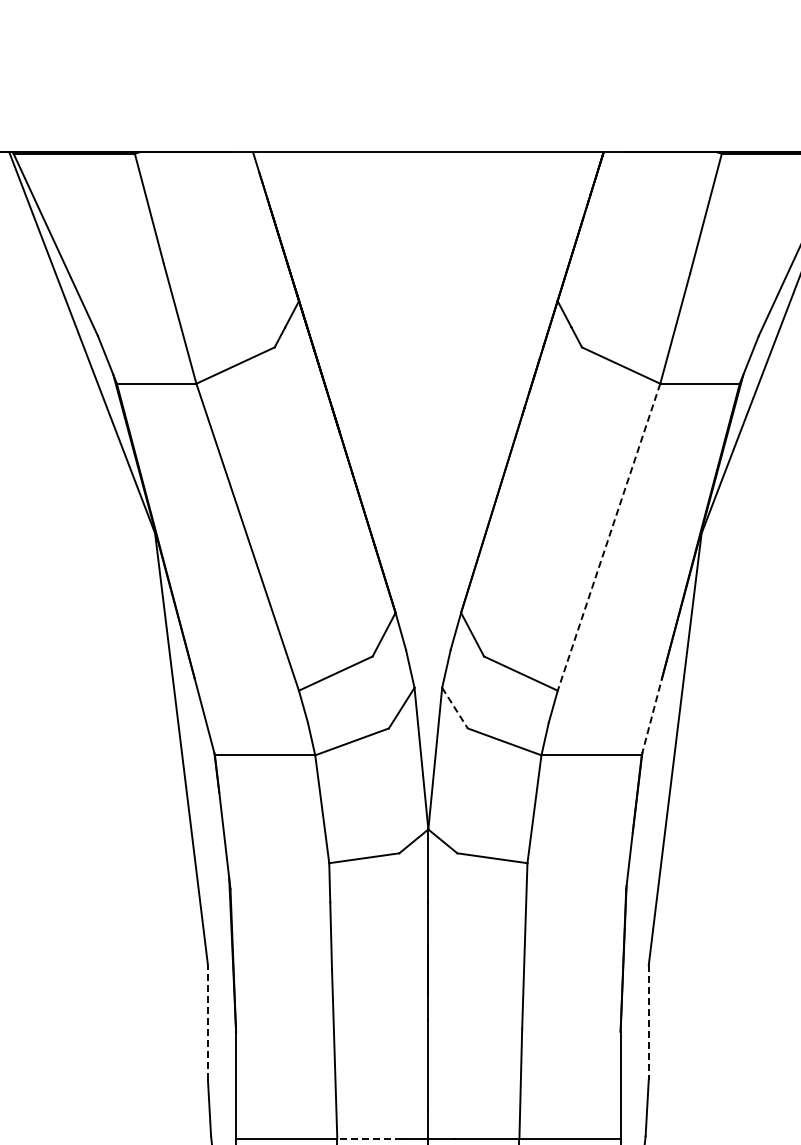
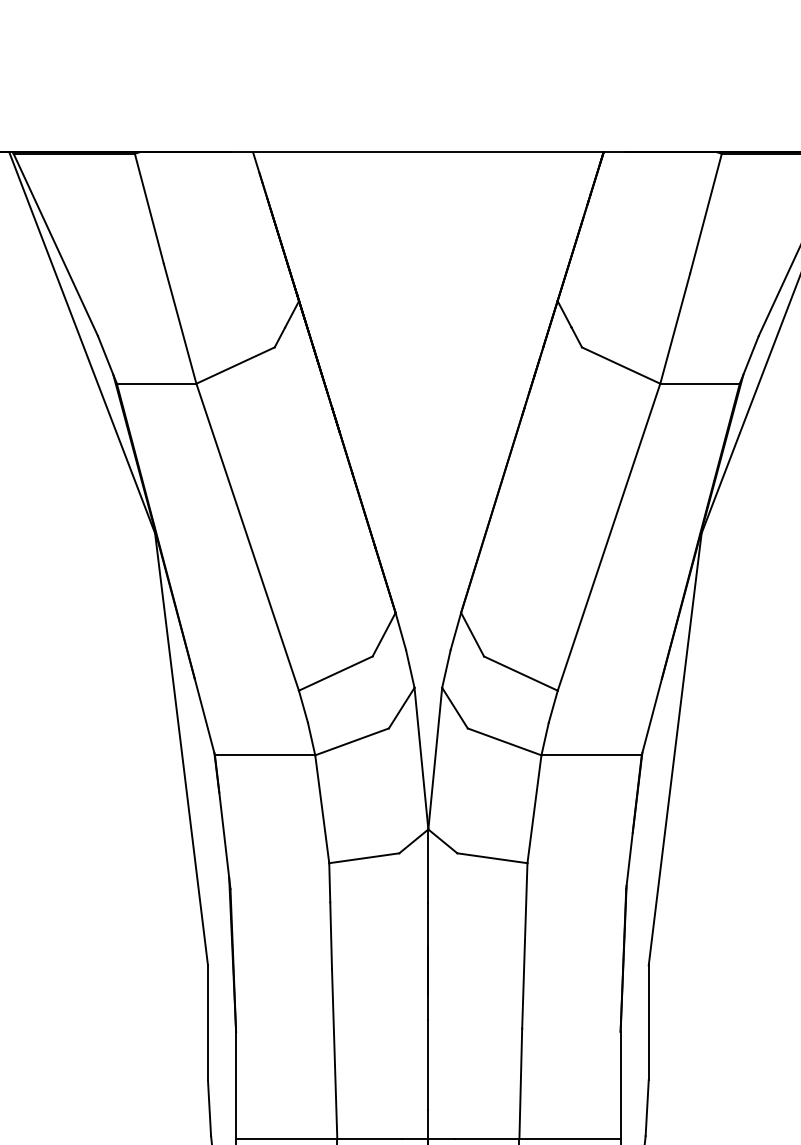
line: dashed -> solid (609, 537)
line: dashed -> solid (455, 708)
line: dashed -> solid (651, 717)
line: dashed -> solid (207, 1022)
line: dashed -> solid (648, 1023)
line: dashed -> solid (368, 1138)
